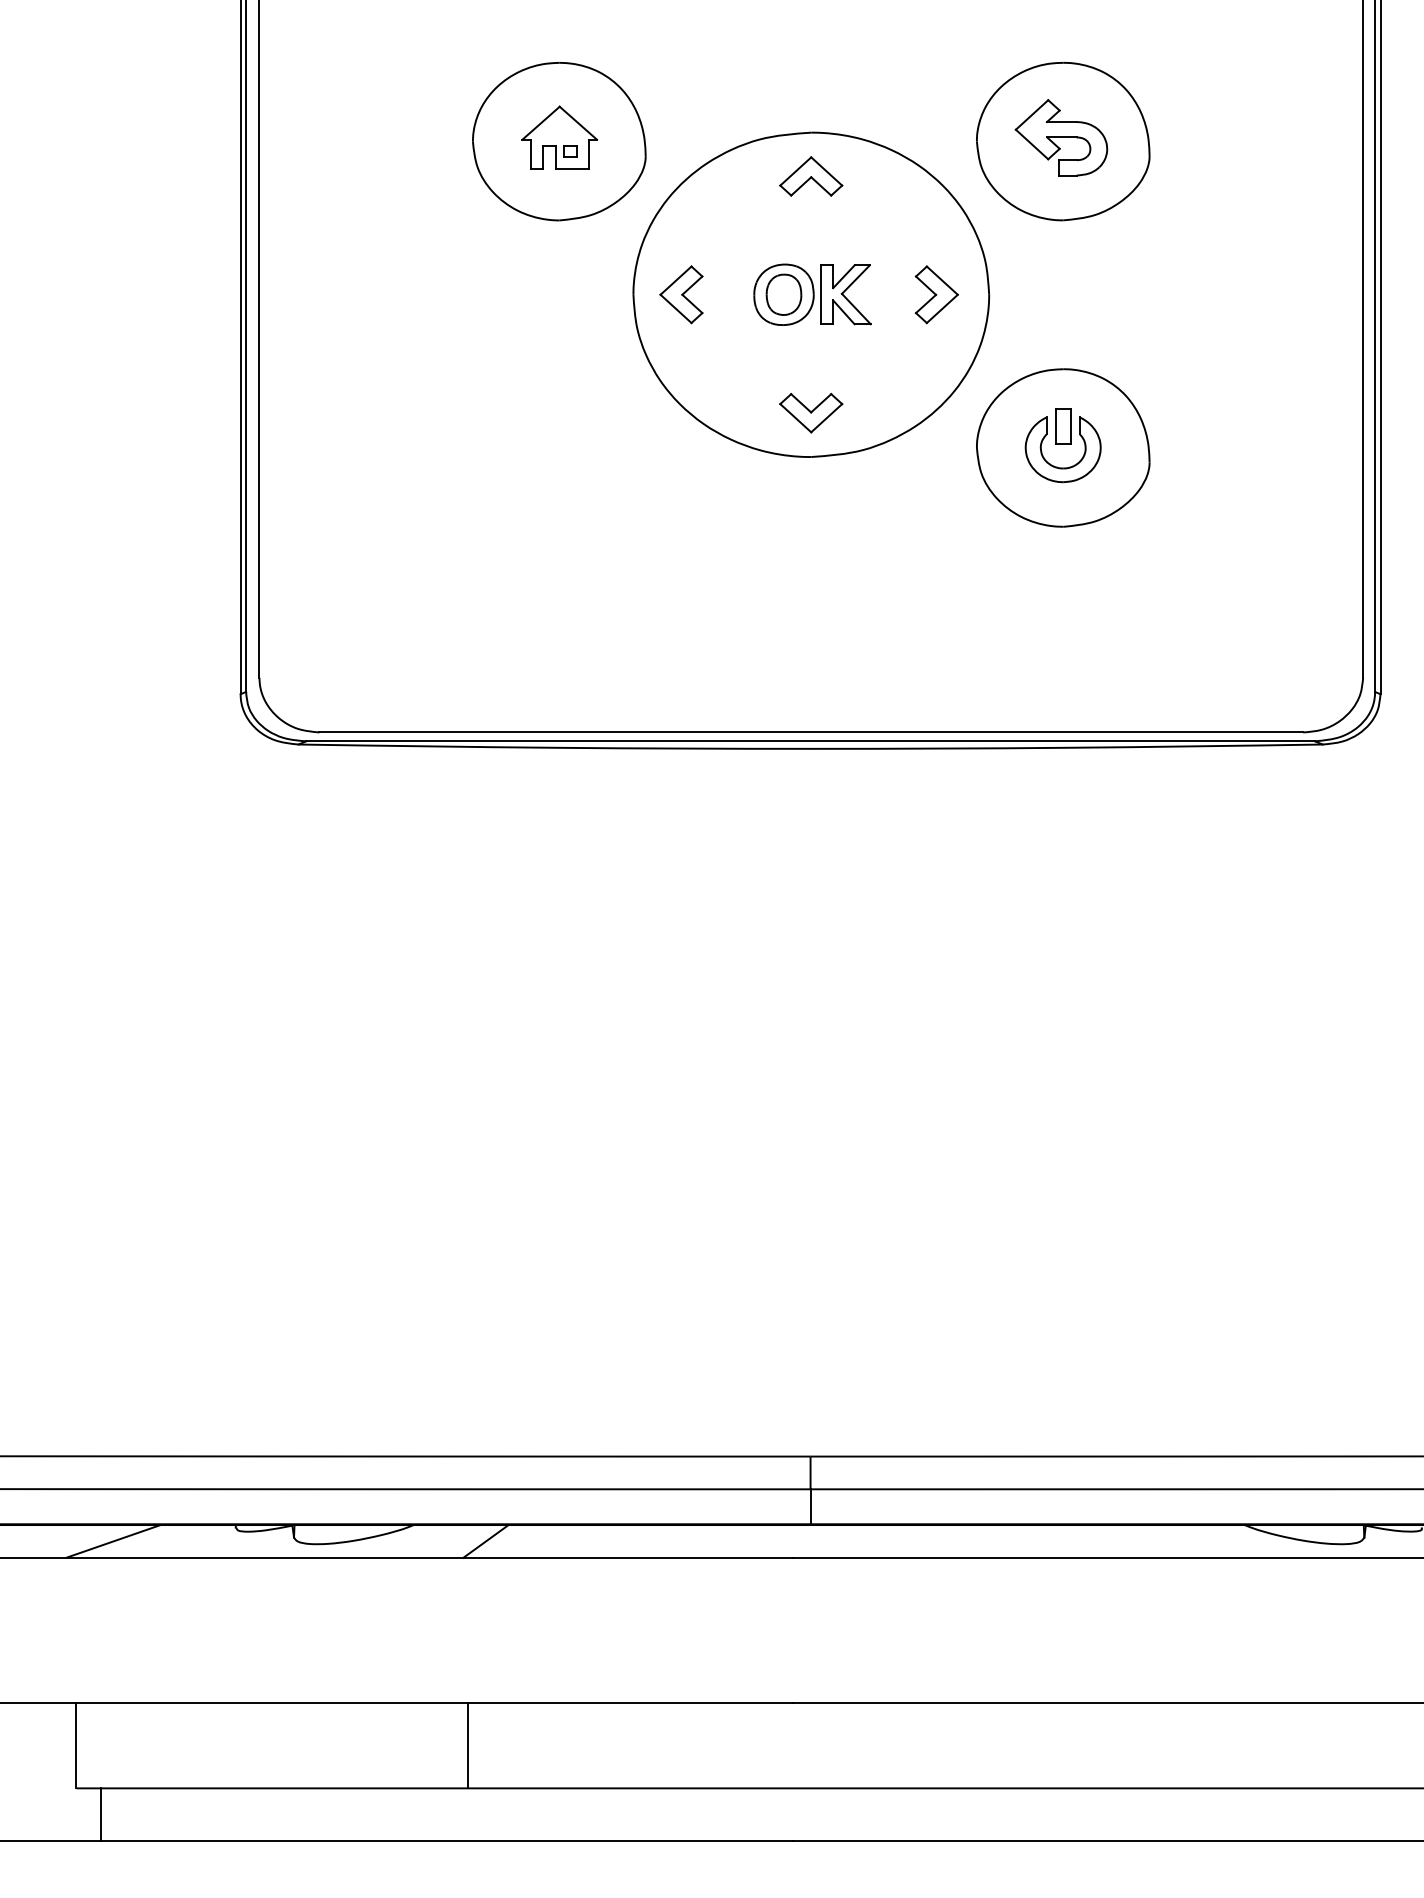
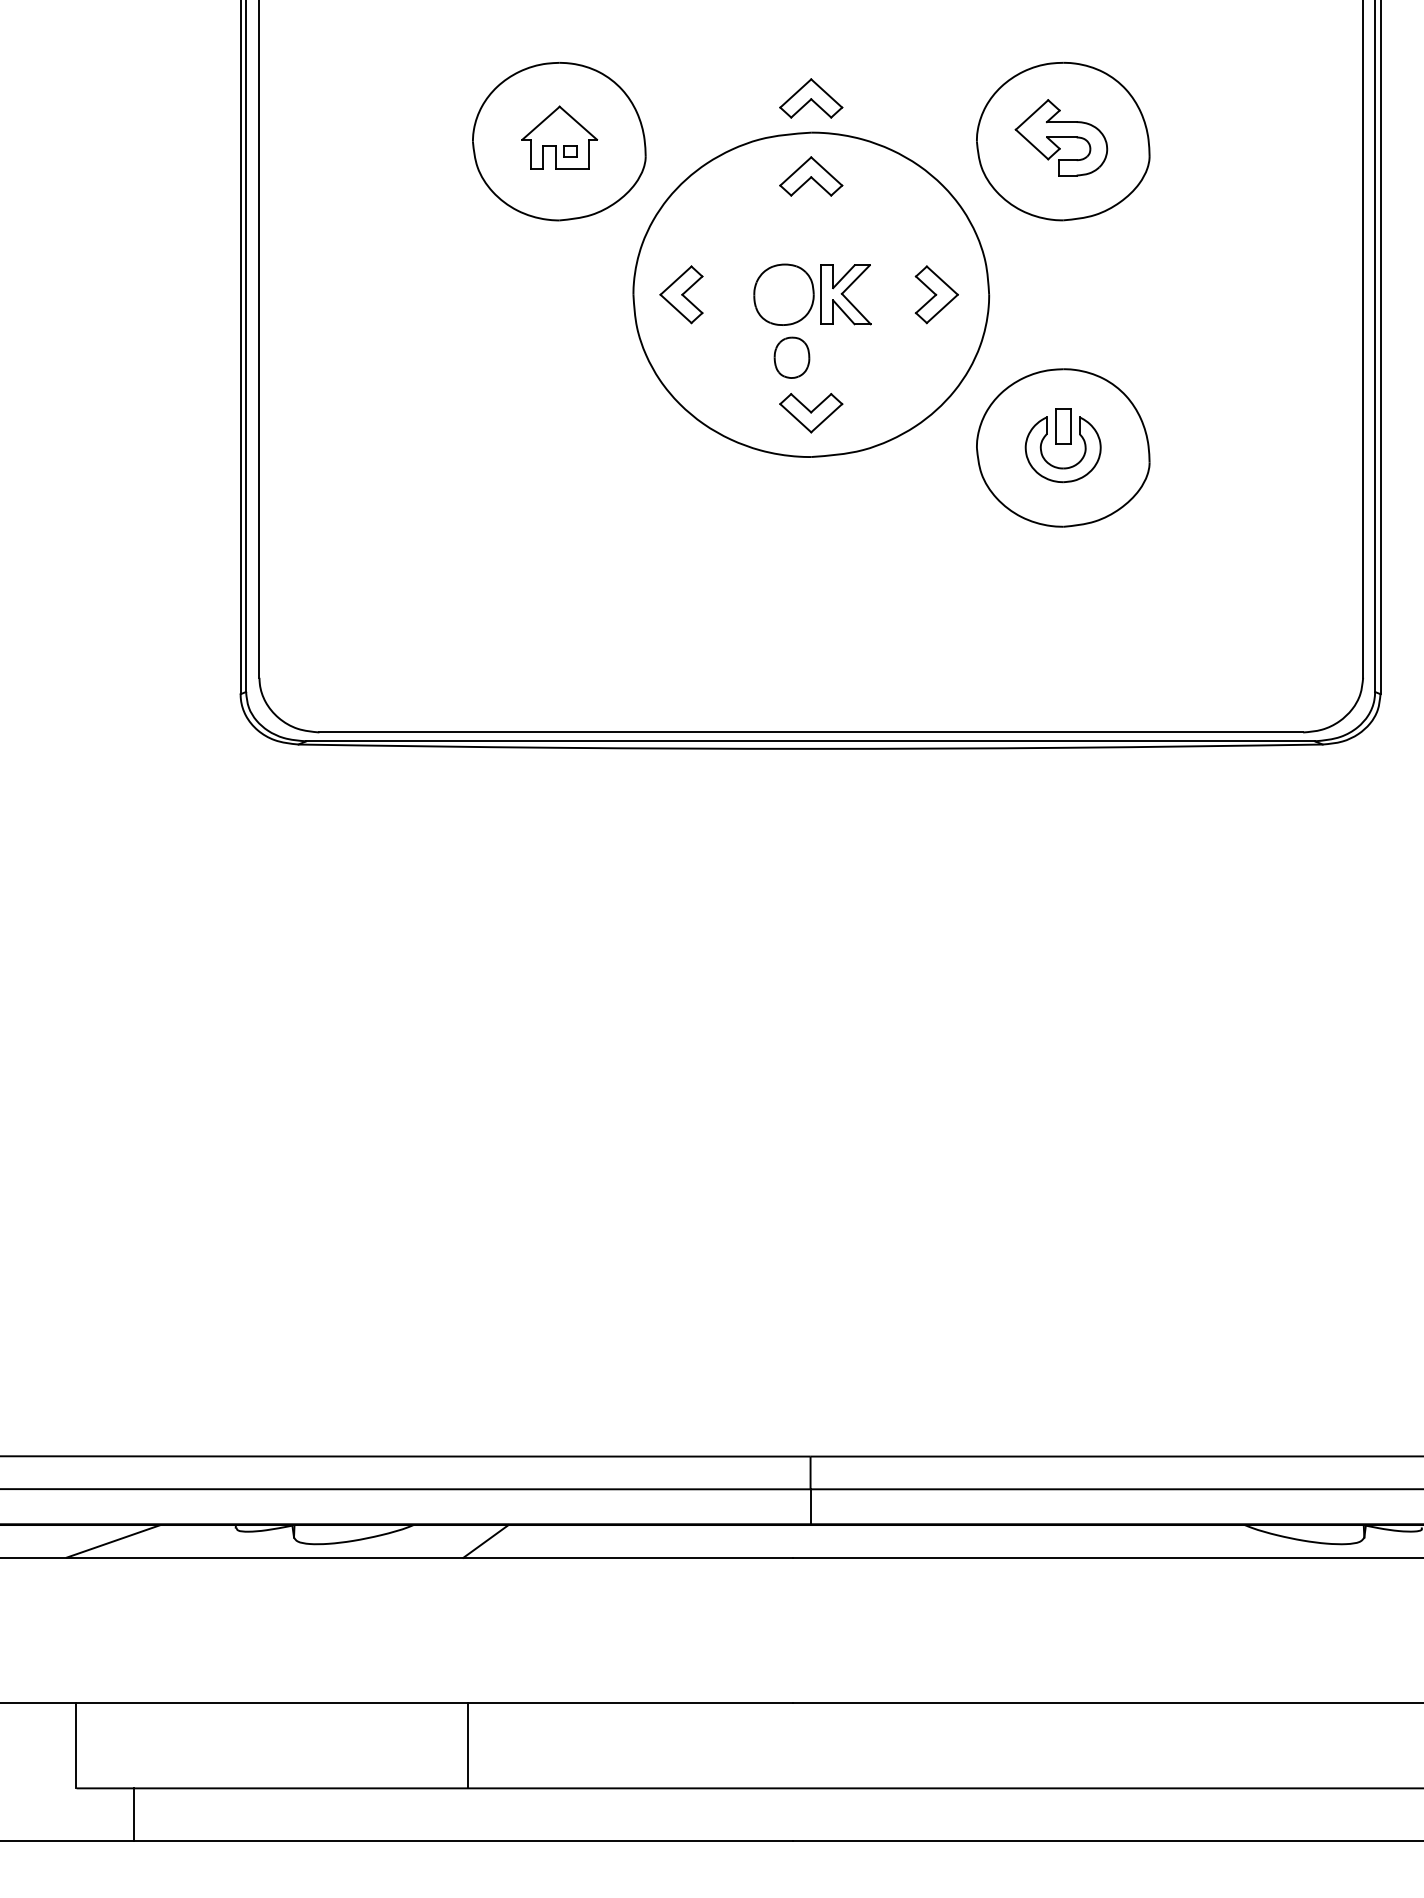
part: none -> present (811, 98)
part position: (783, 294) -> (791, 357) (791, 357)
line position: (100, 1814) -> (133, 1814) (133, 1814)
